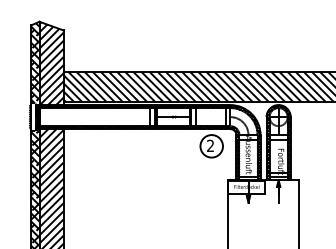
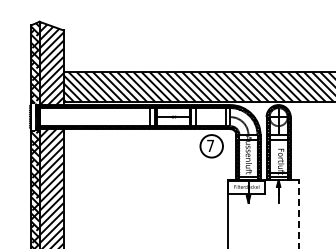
text: 2 -> 7 (210, 145)
line: solid -> dashed (299, 214)
